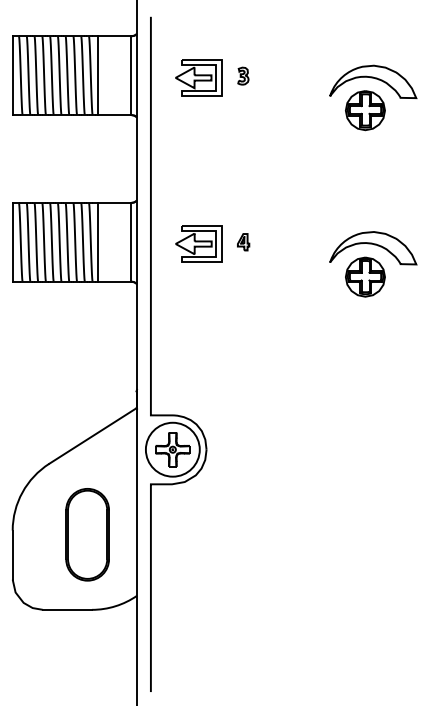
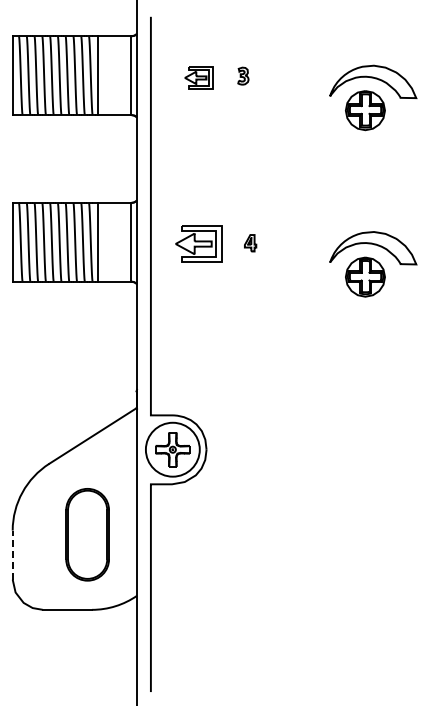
part size: 48x38 px -> 30x24 px (198, 77)
part position: (243, 242) -> (250, 243) (250, 243)
line: solid -> dashed (12, 555)
